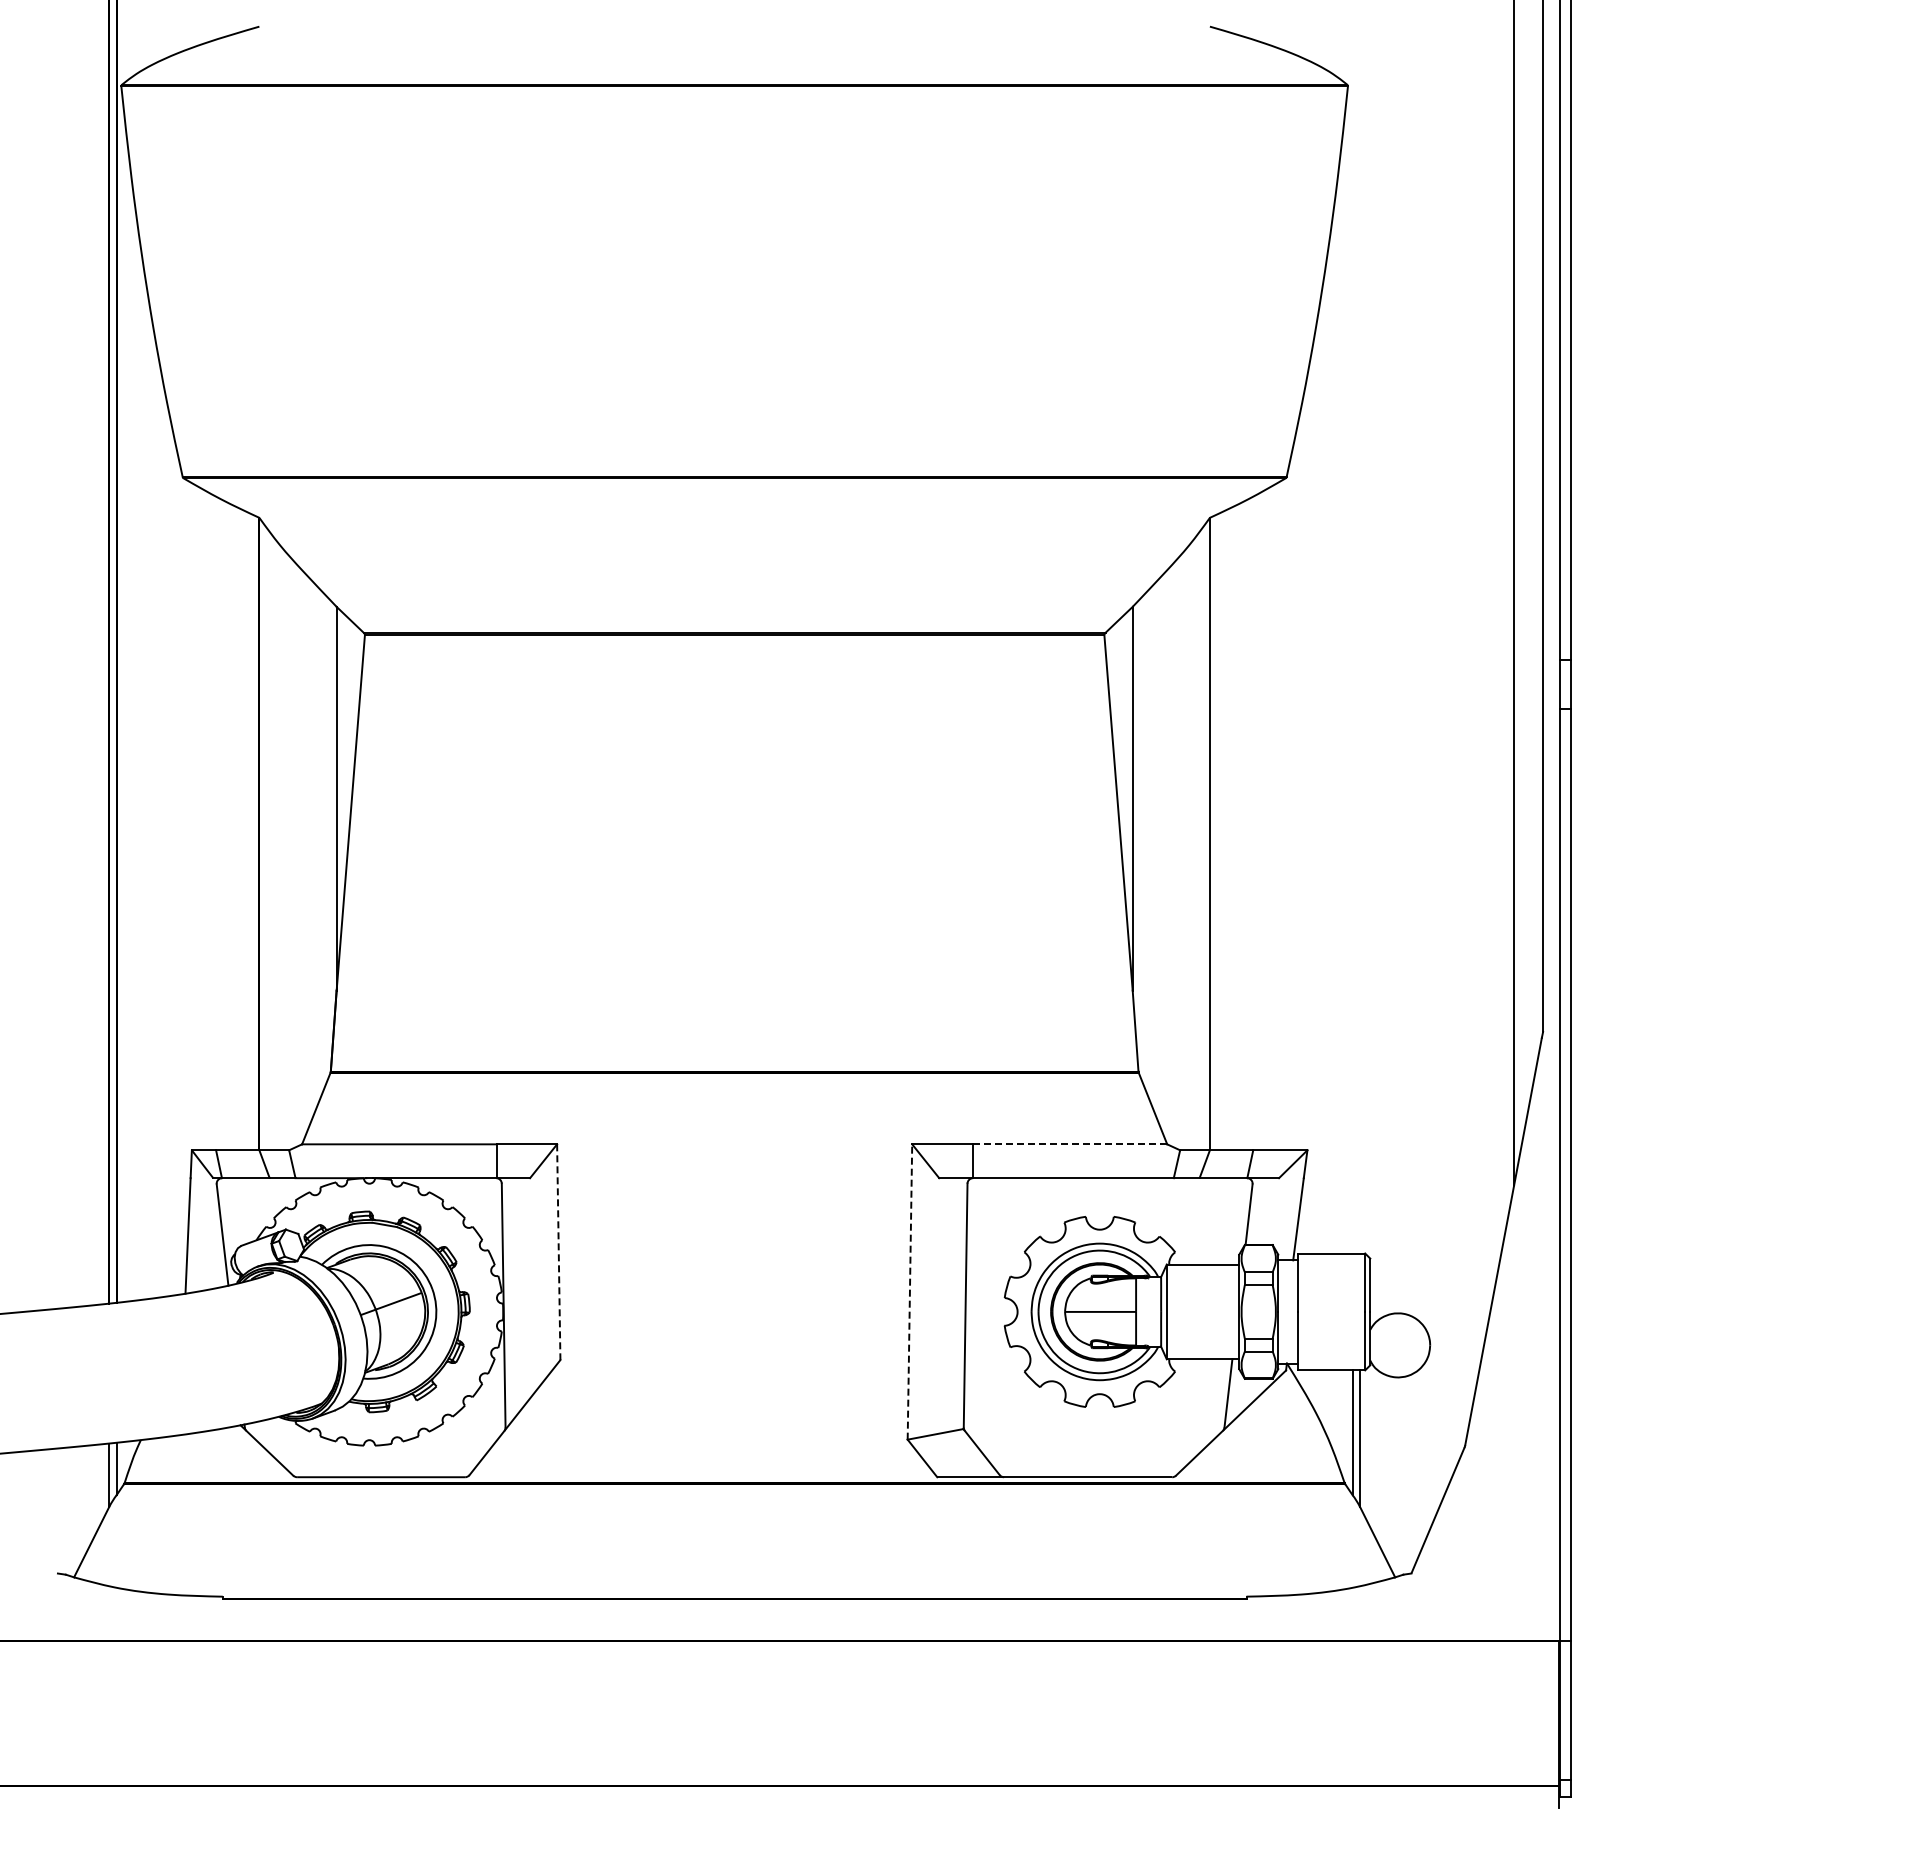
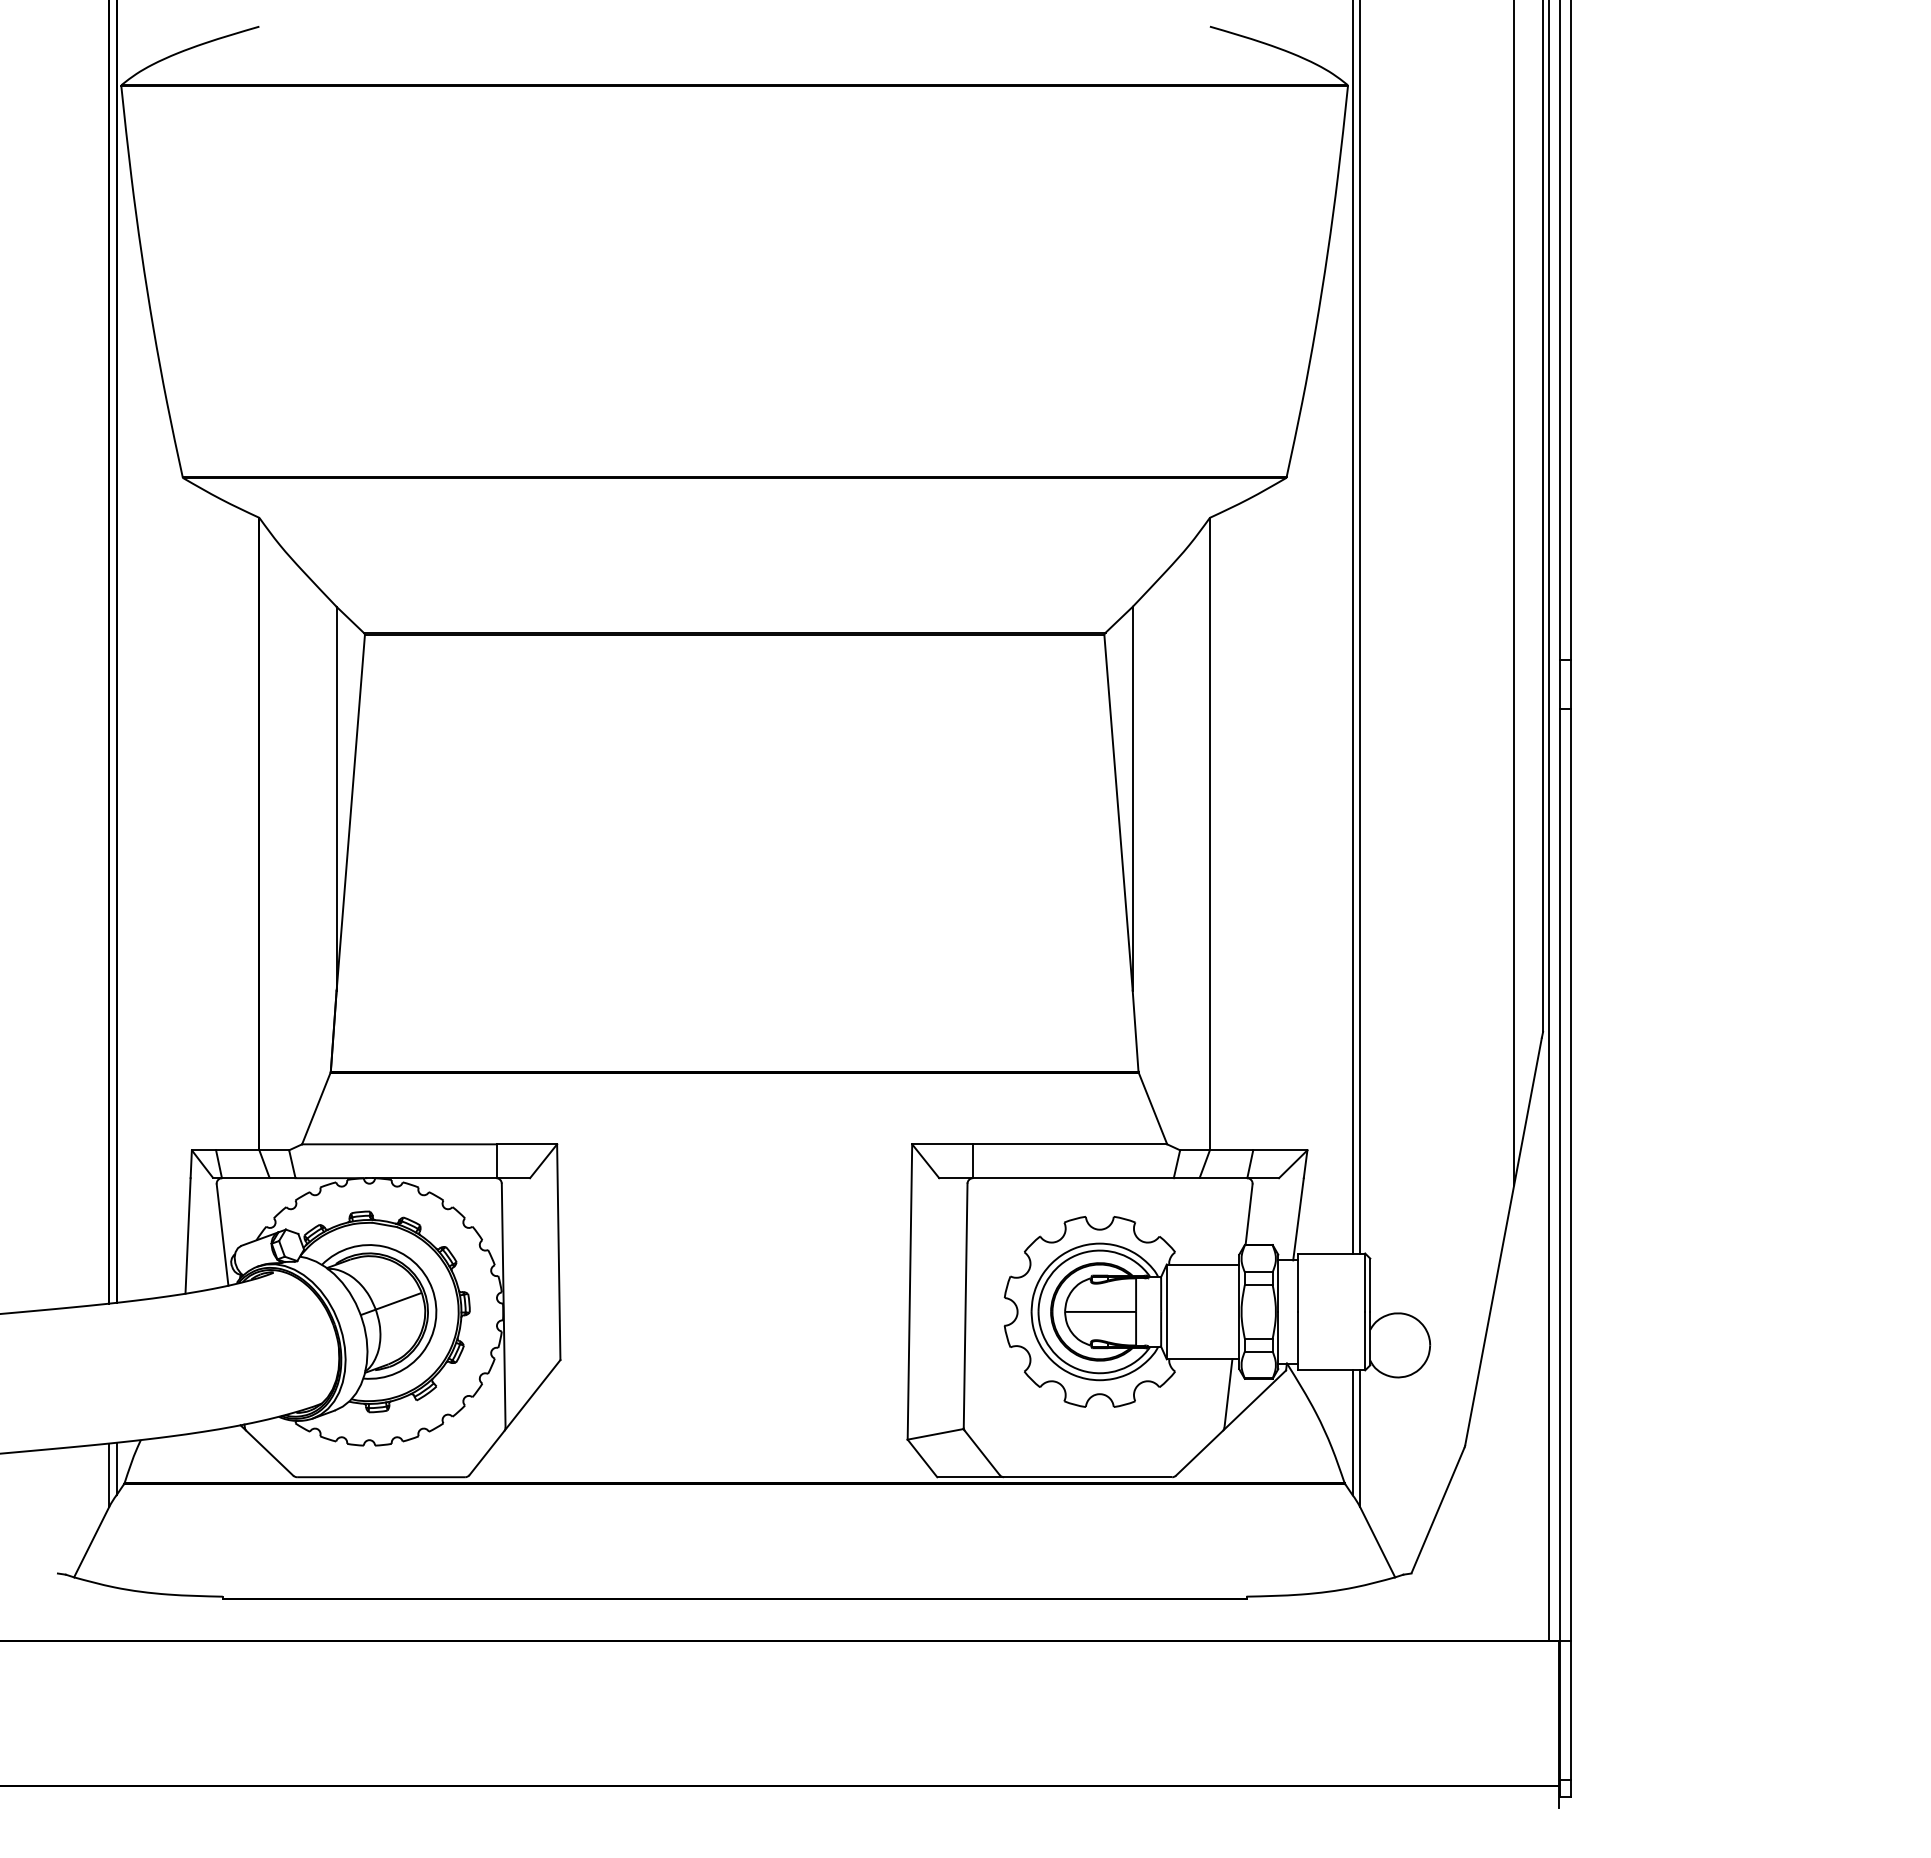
line: none -> present (1352, 627)
line: none -> present (1360, 627)
line: none -> present (1548, 821)
line: dashed -> solid (1070, 1144)
line: dashed -> solid (558, 1252)
line: dashed -> solid (909, 1292)
